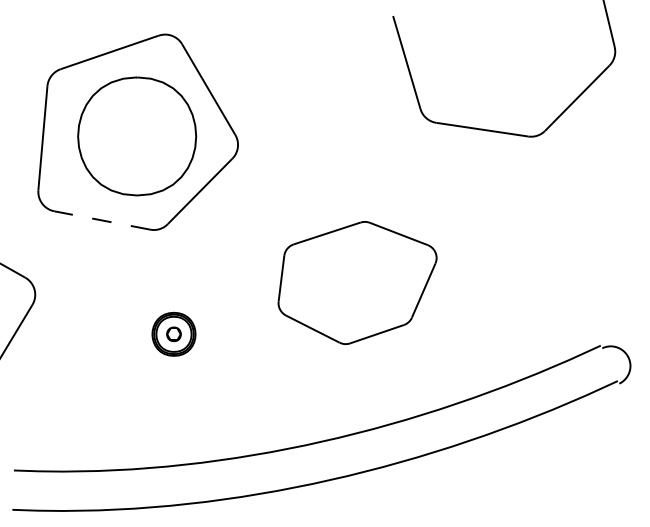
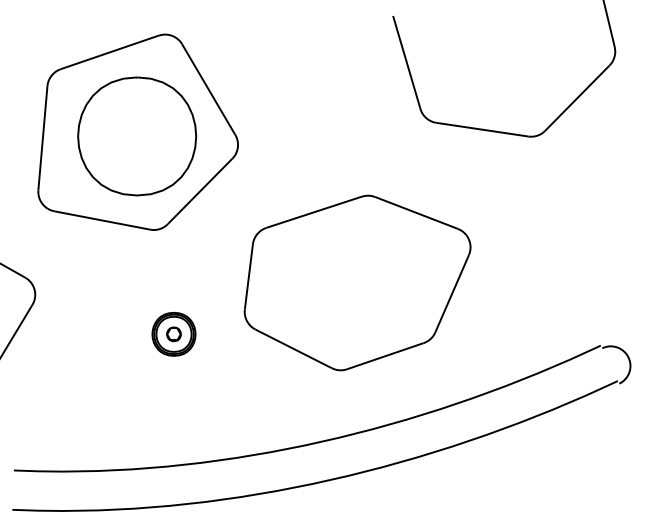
line: dashed -> solid (102, 220)
part size: 161x124 px -> 229x178 px (357, 282)
